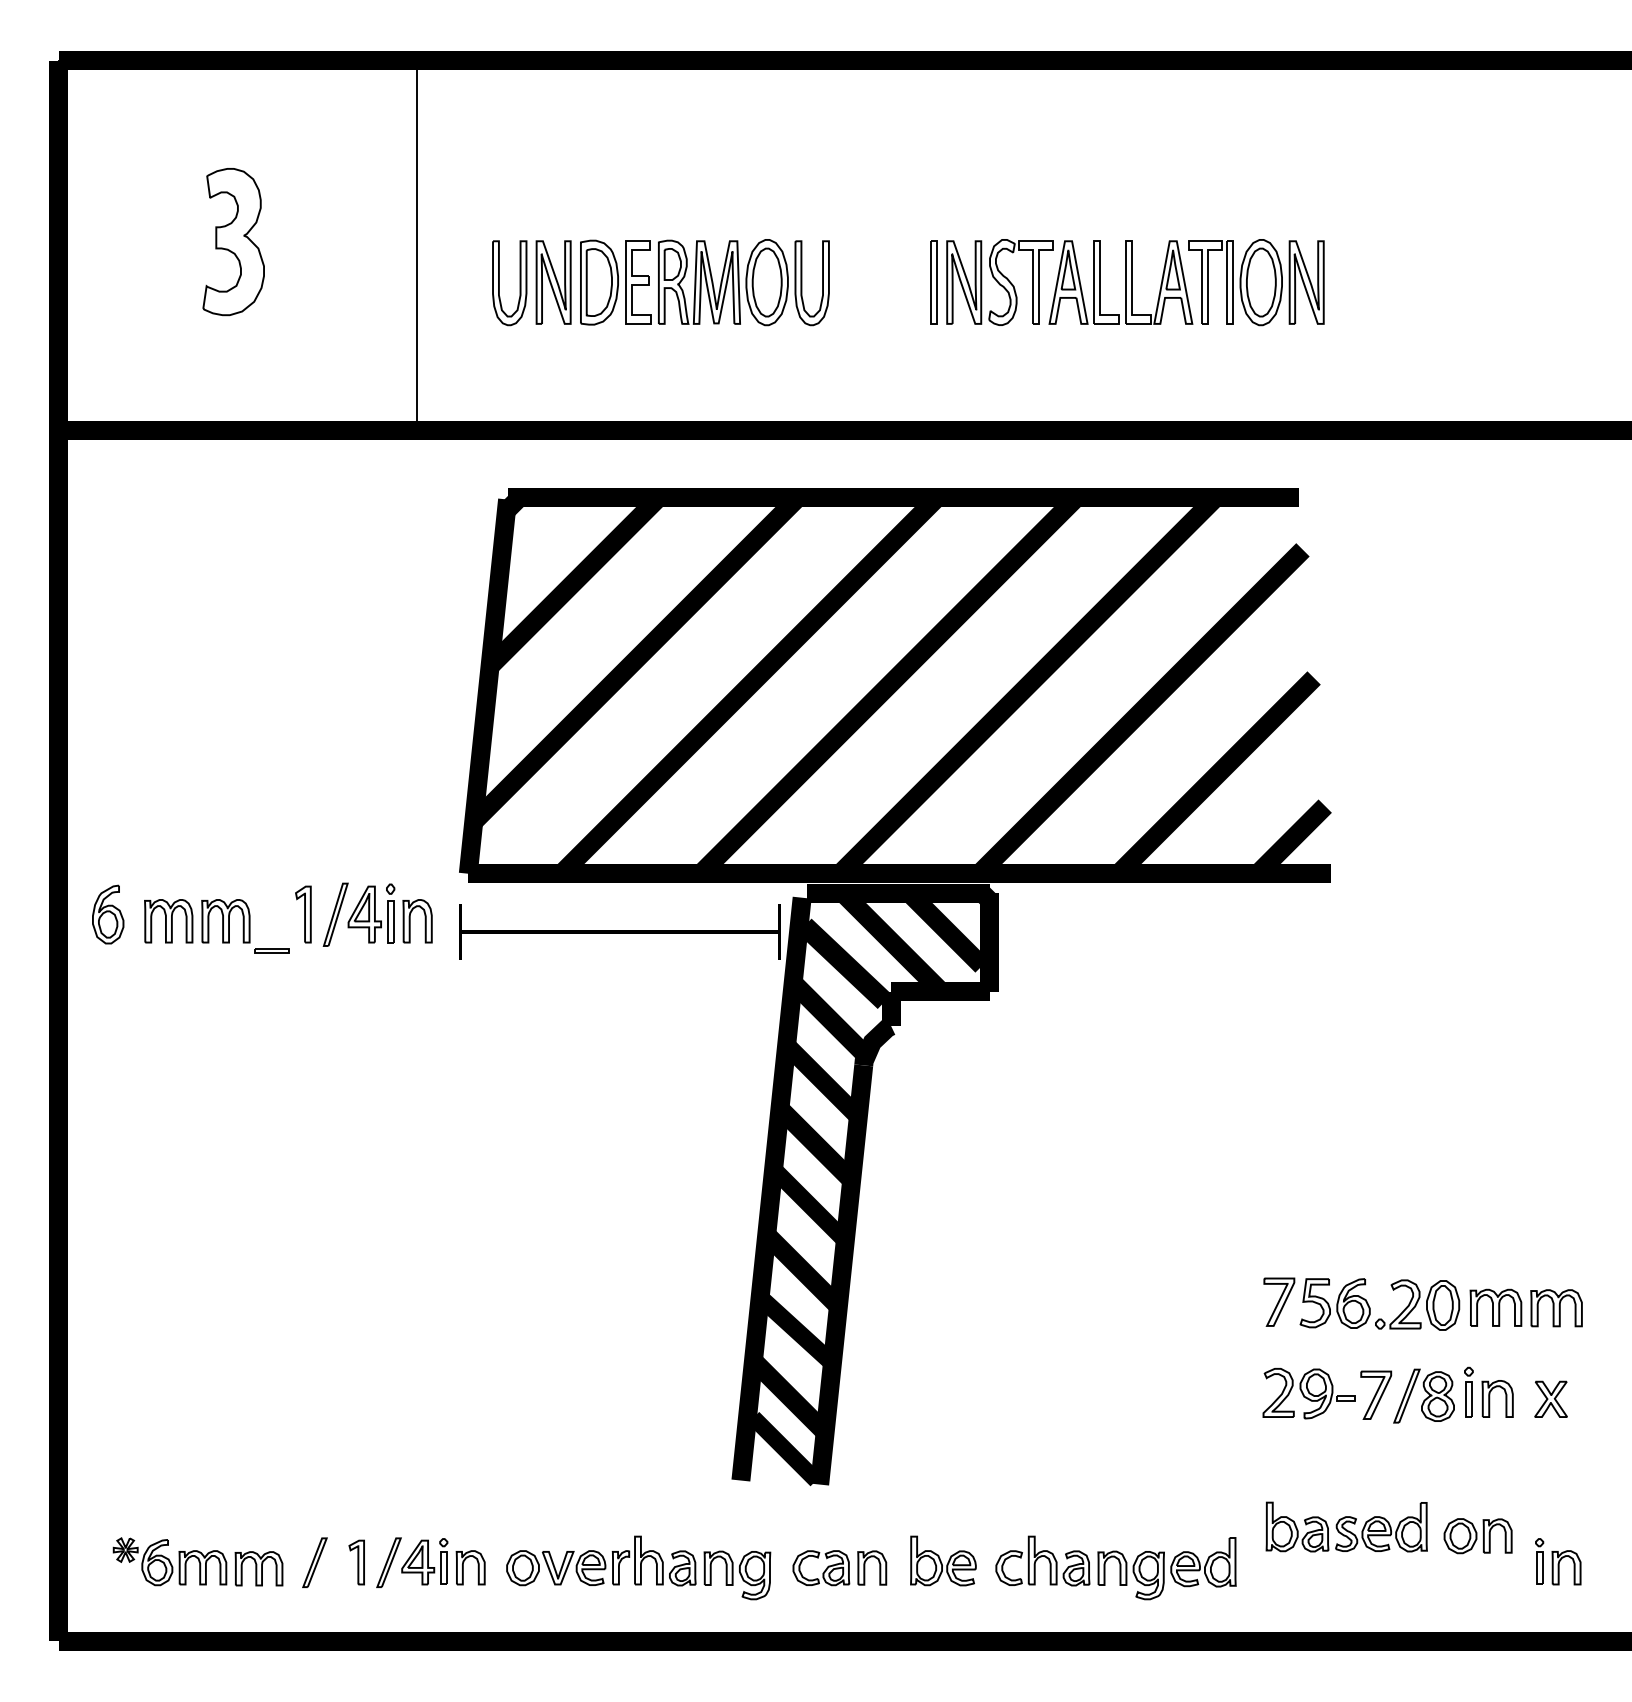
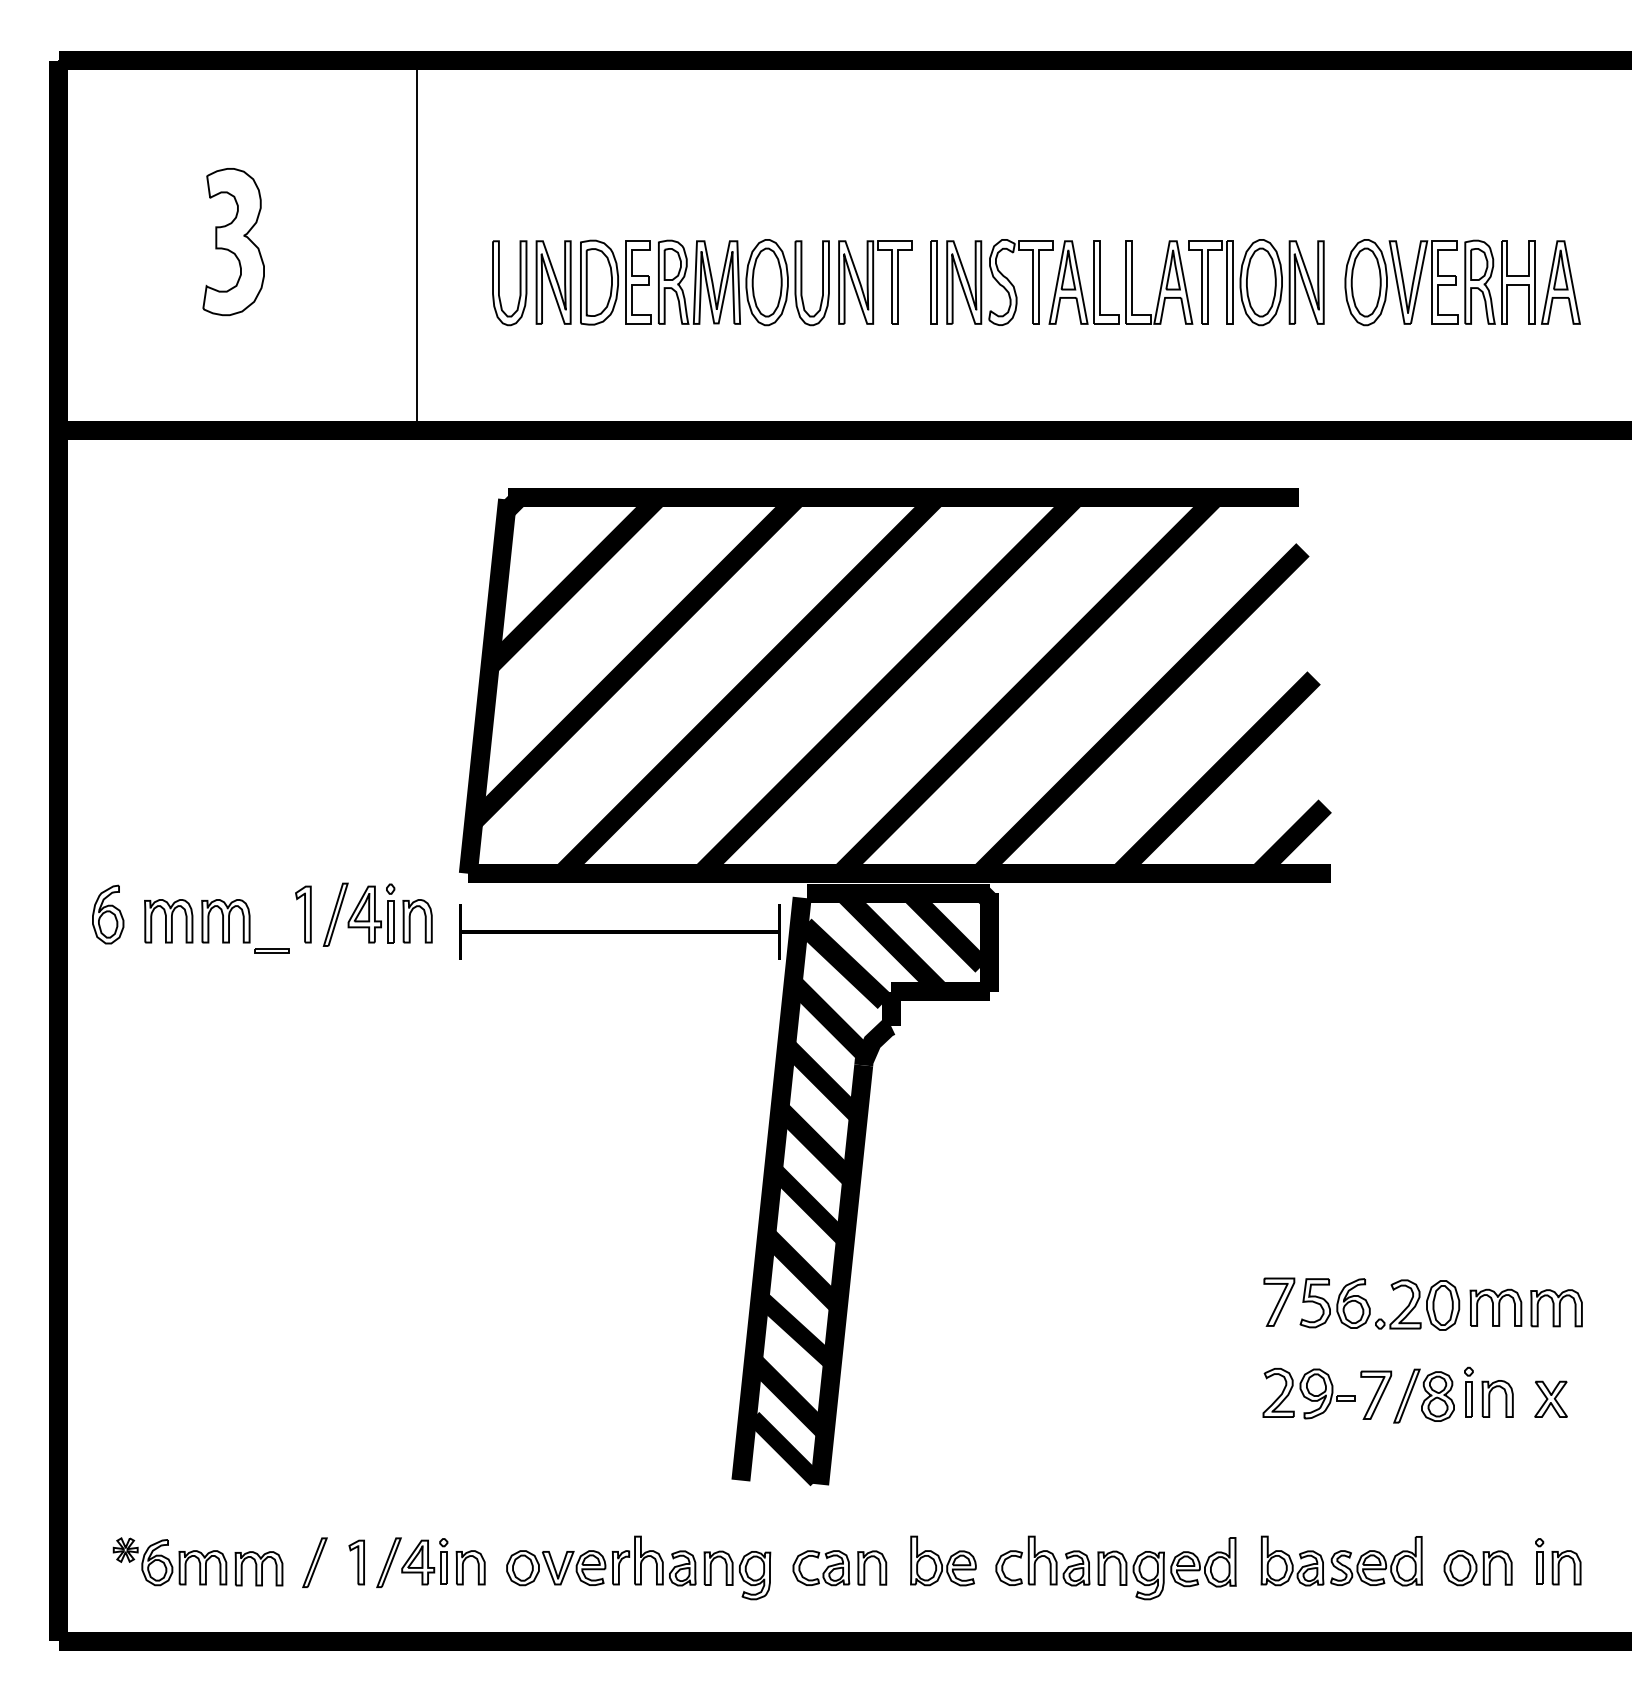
part: none -> present (875, 282)
part: none -> present (1462, 282)
part position: (1346, 1526) -> (1341, 1560) (1341, 1560)
part position: (1477, 1536) -> (1477, 1568) (1477, 1568)
